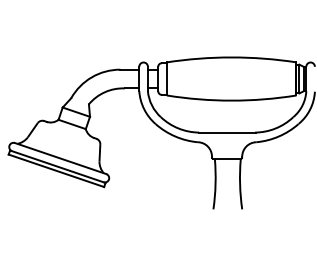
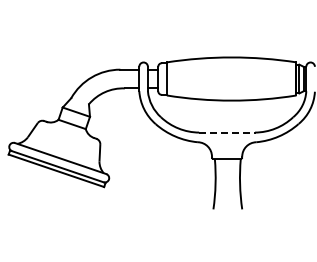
line: solid -> dashed (227, 132)
